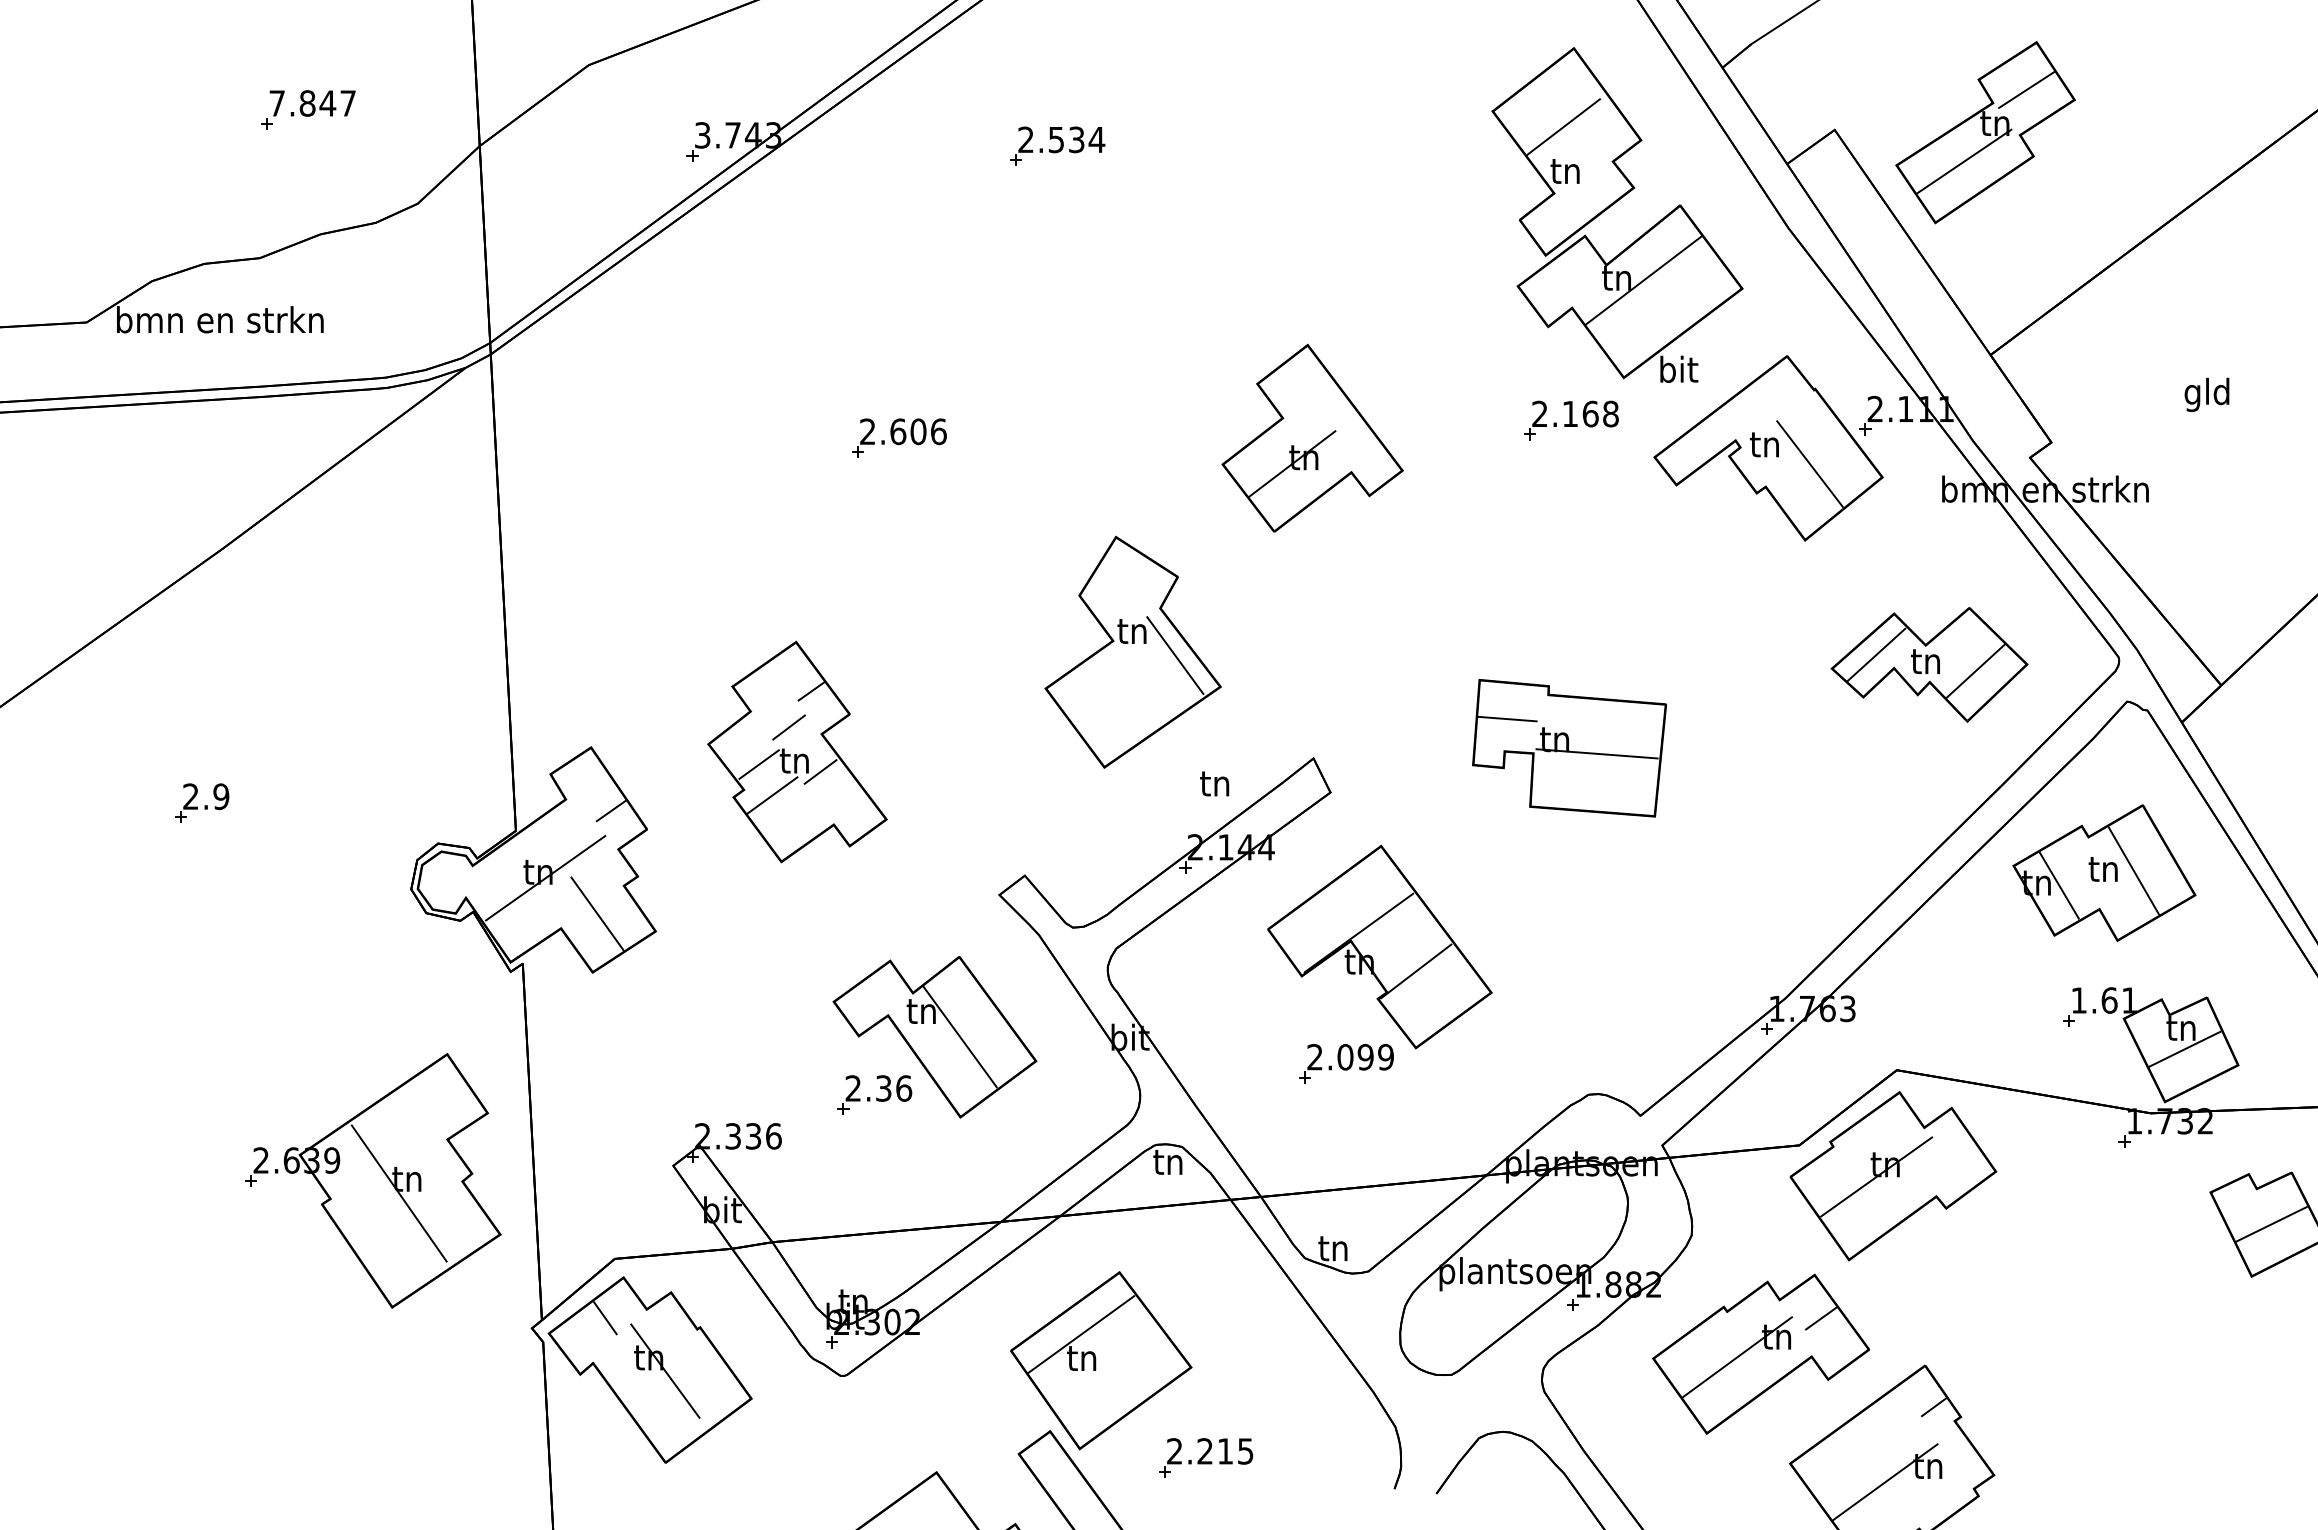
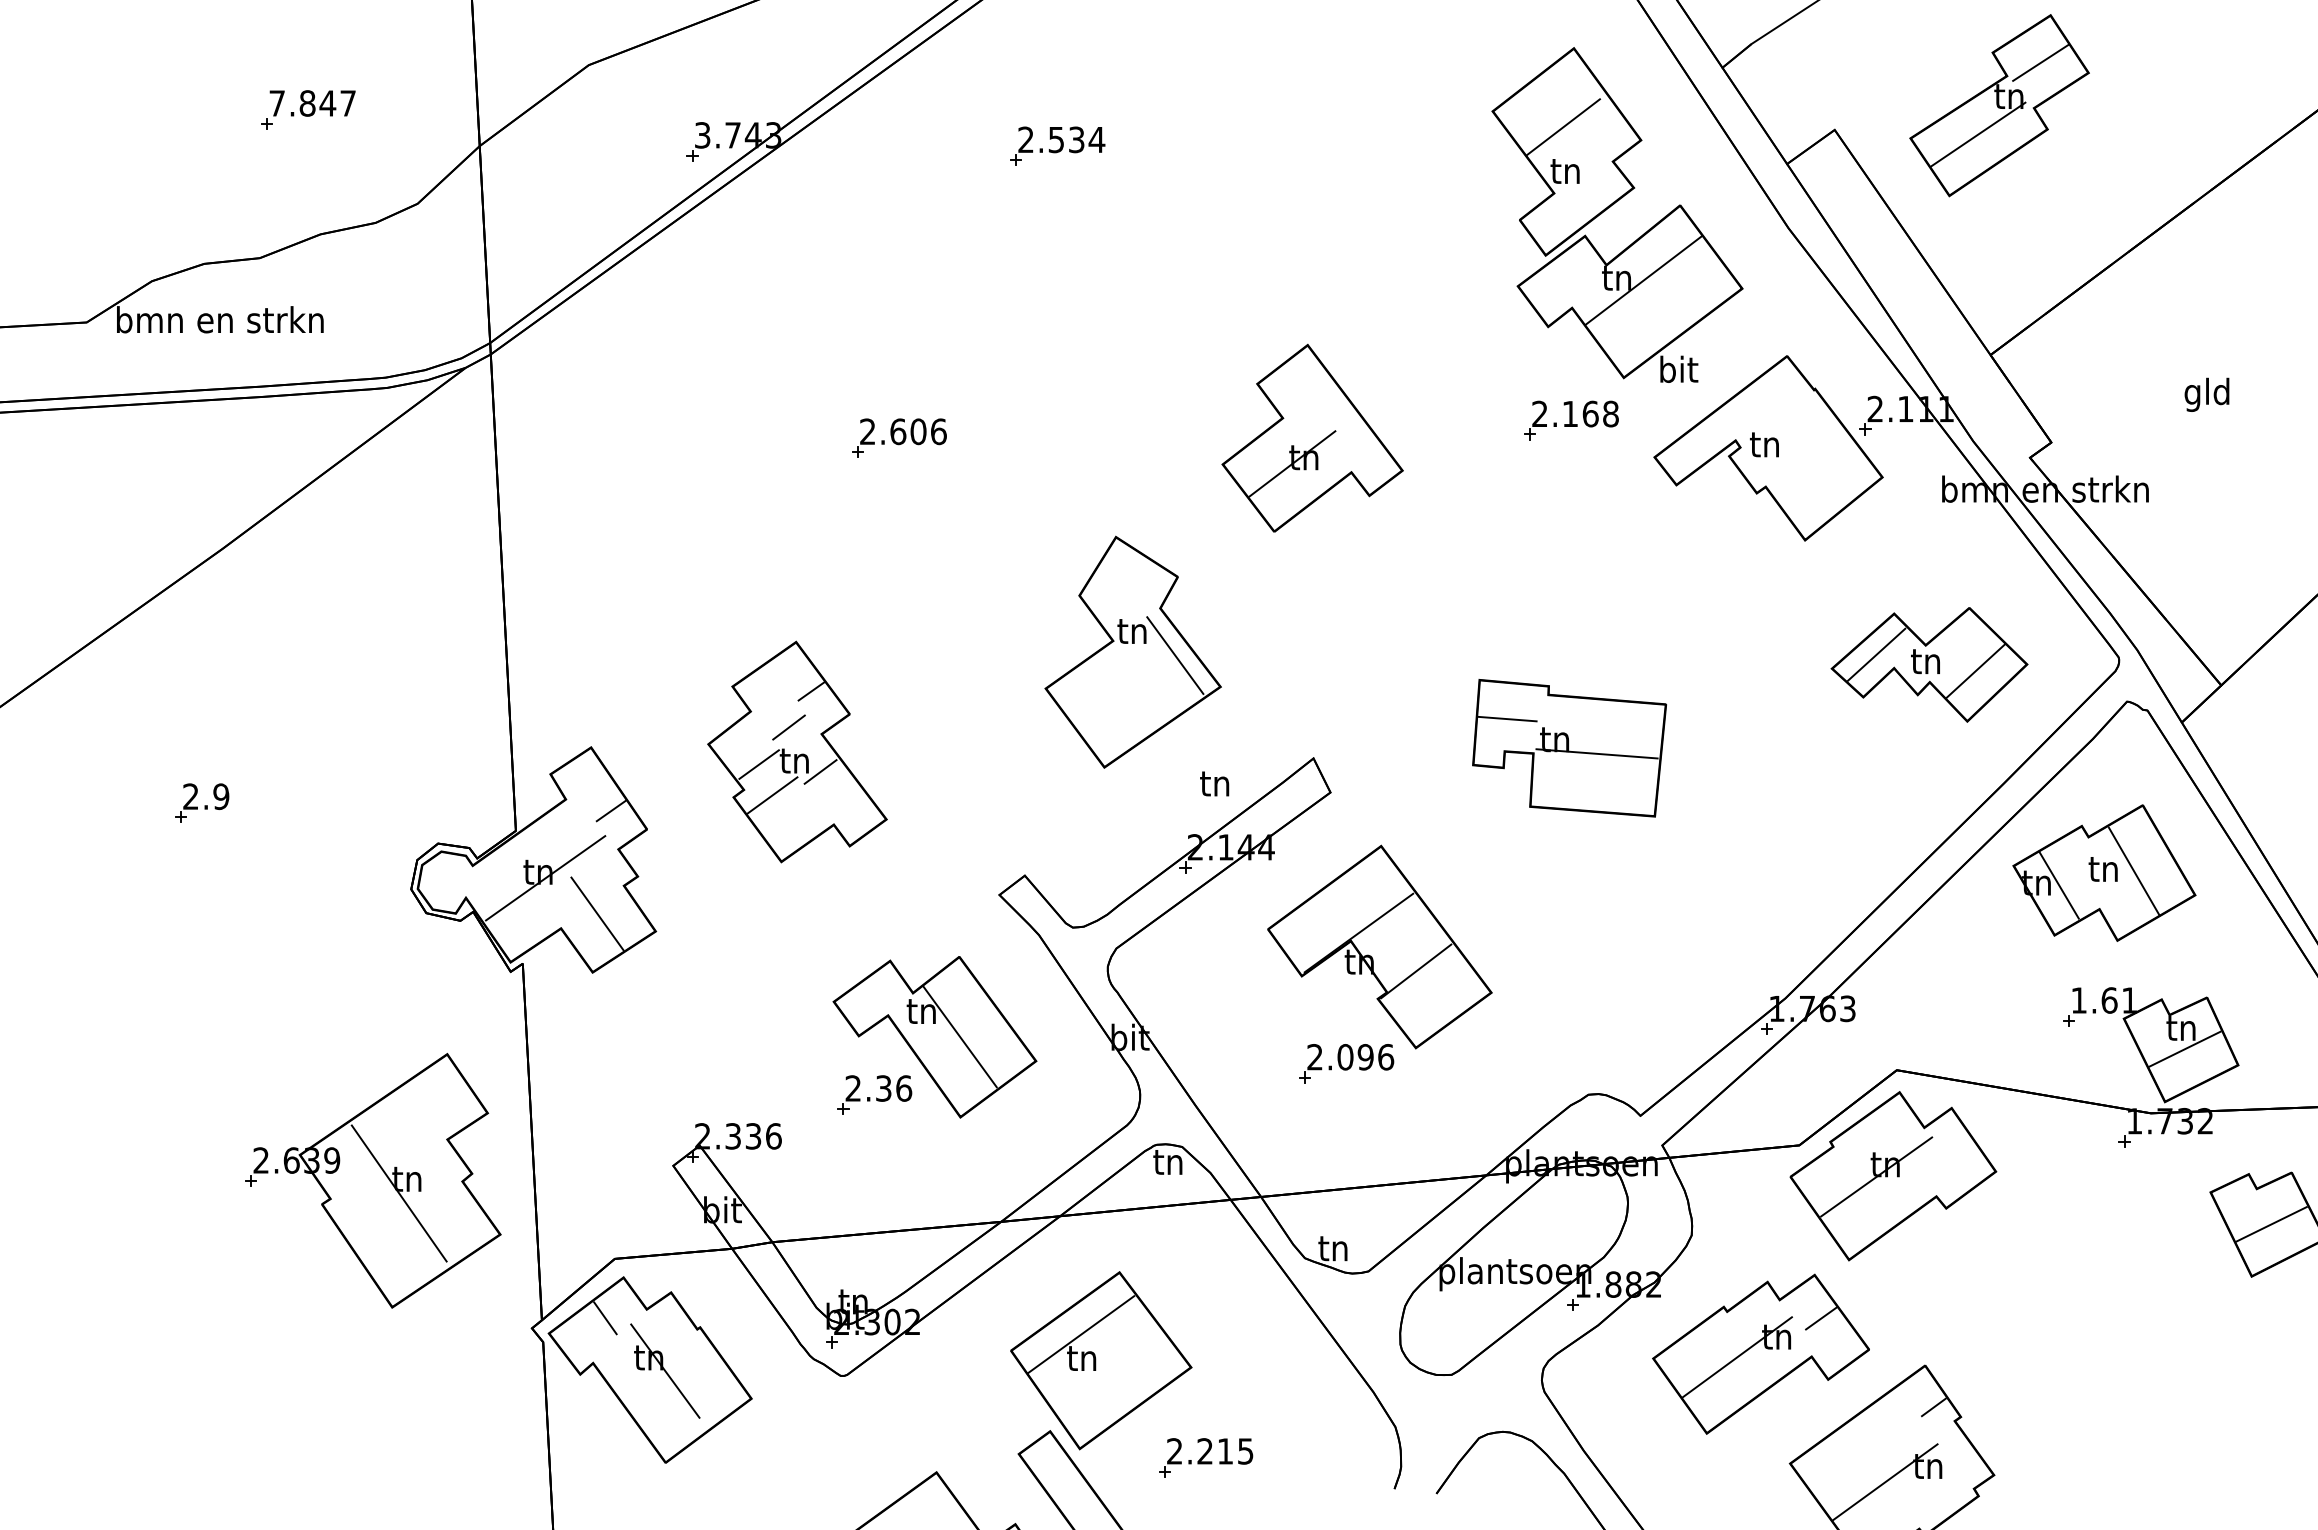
part position: (1985, 132) -> (1999, 105) (1999, 105)
line: present -> none (1809, 463)
text: 2.099 -> 2.096 (1386, 1057)
